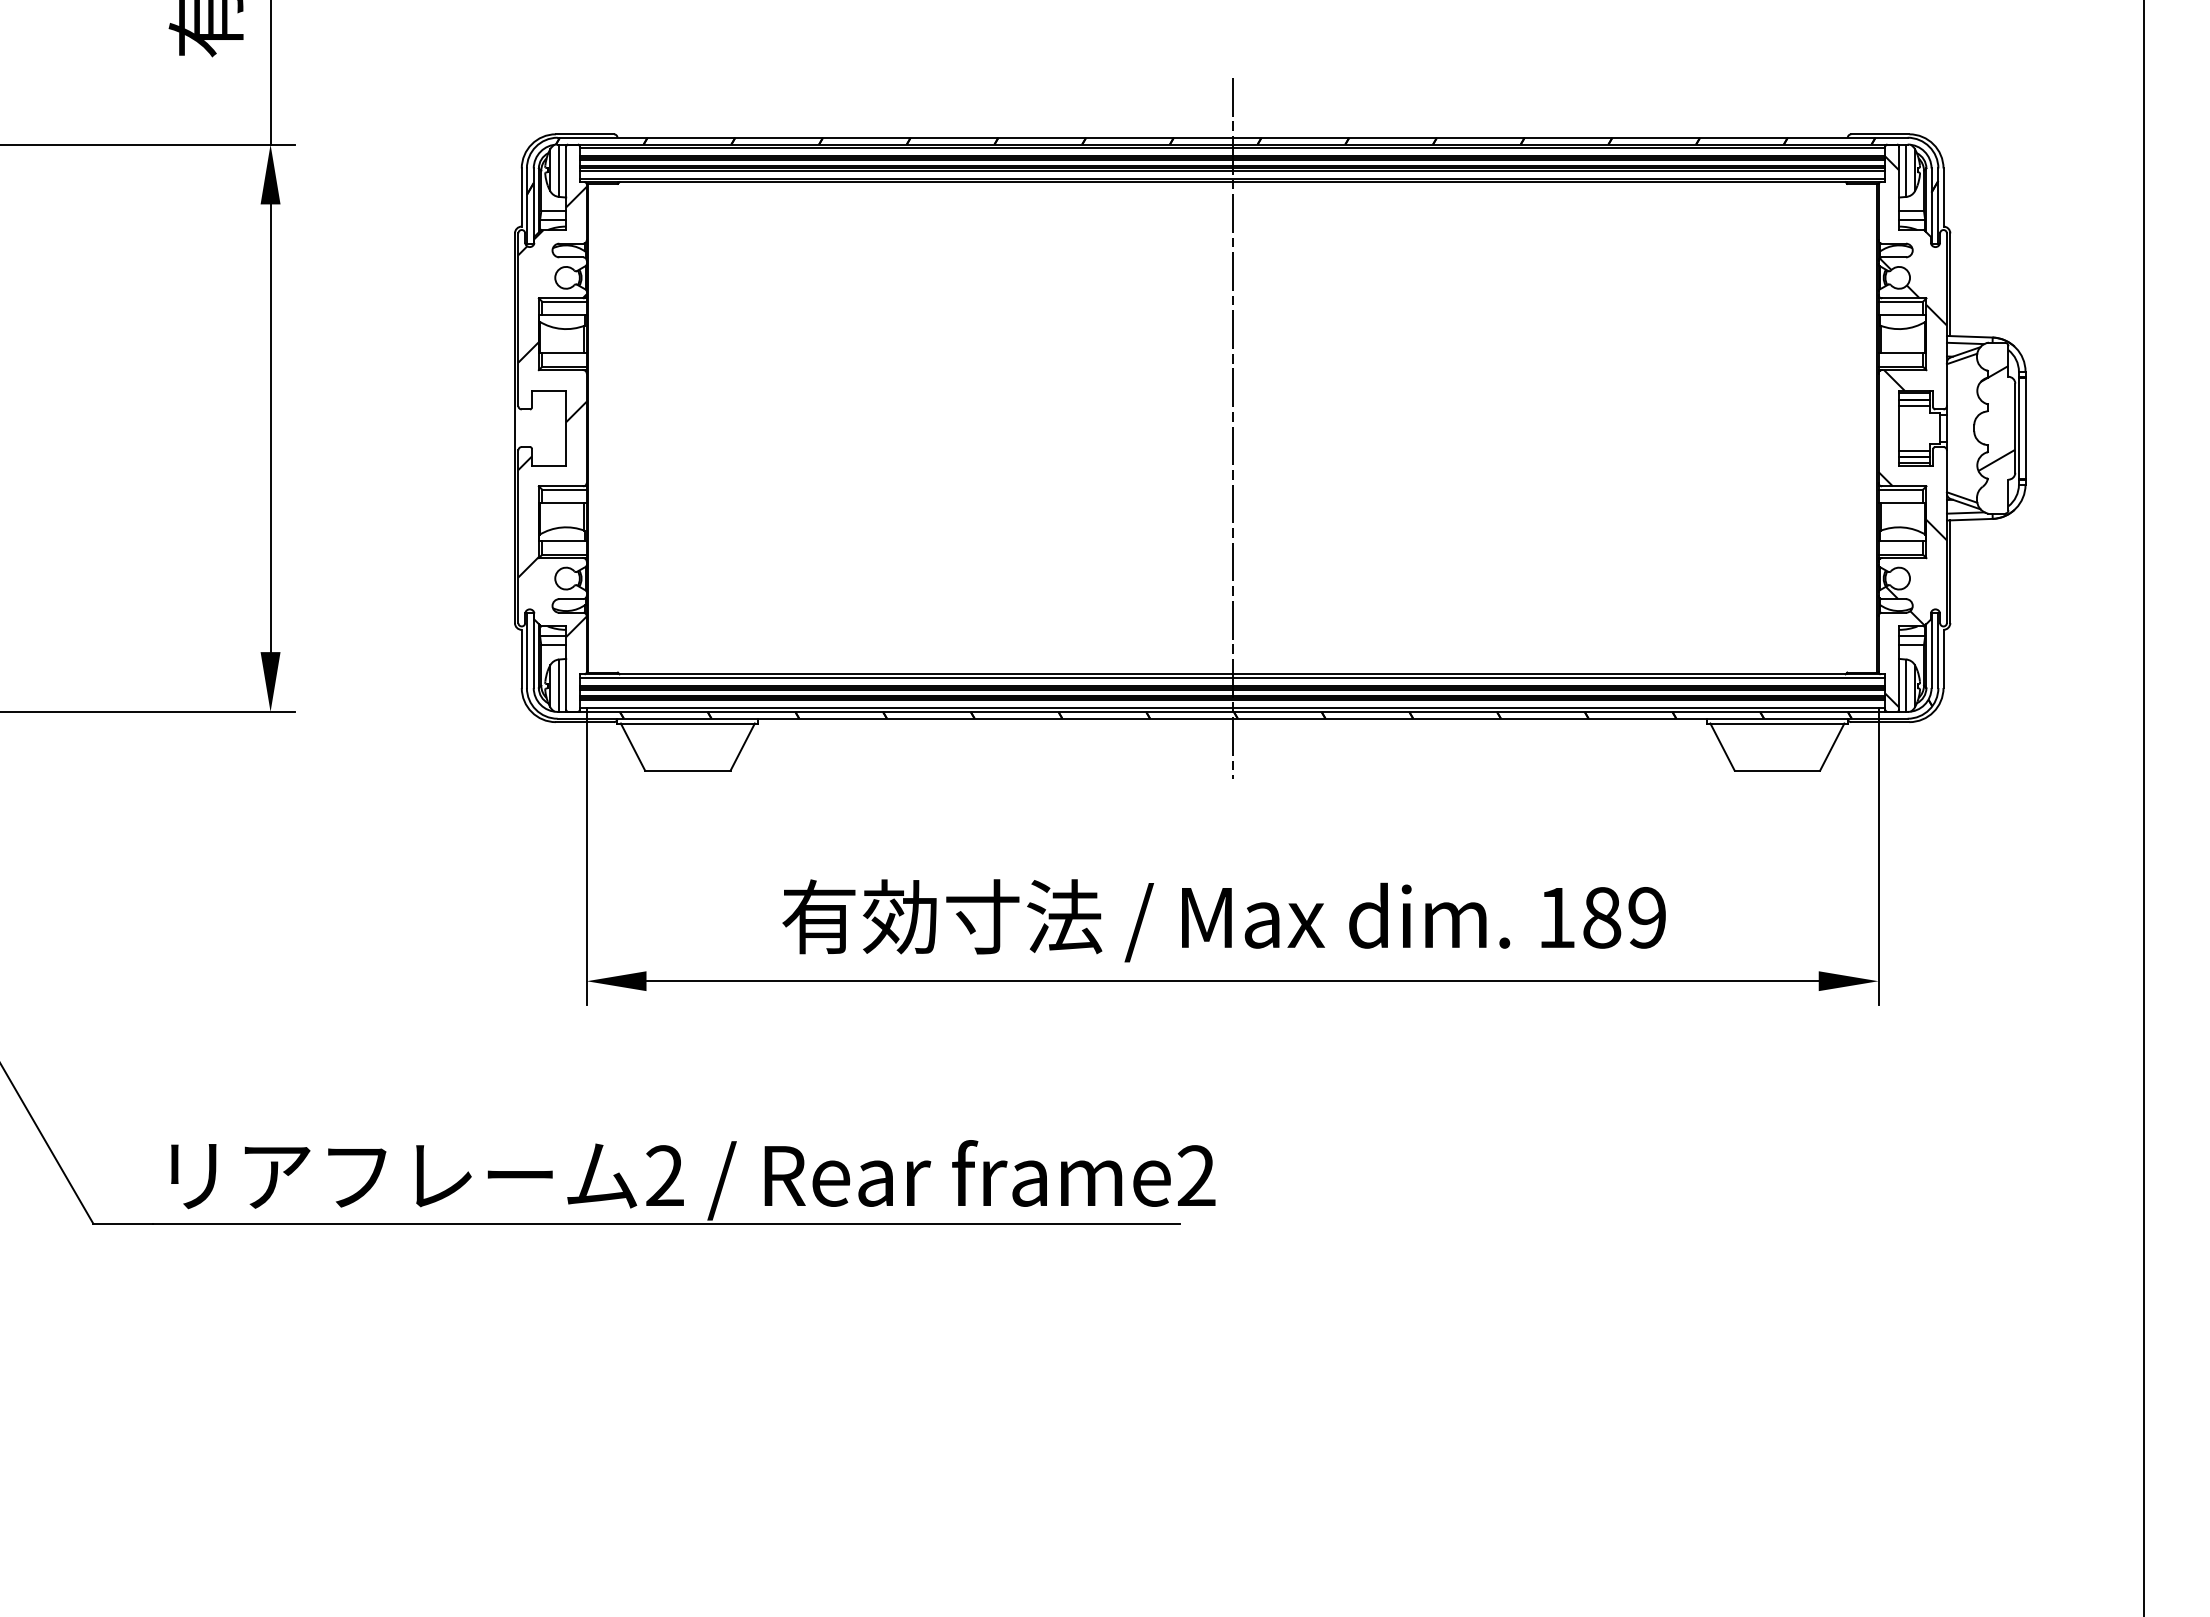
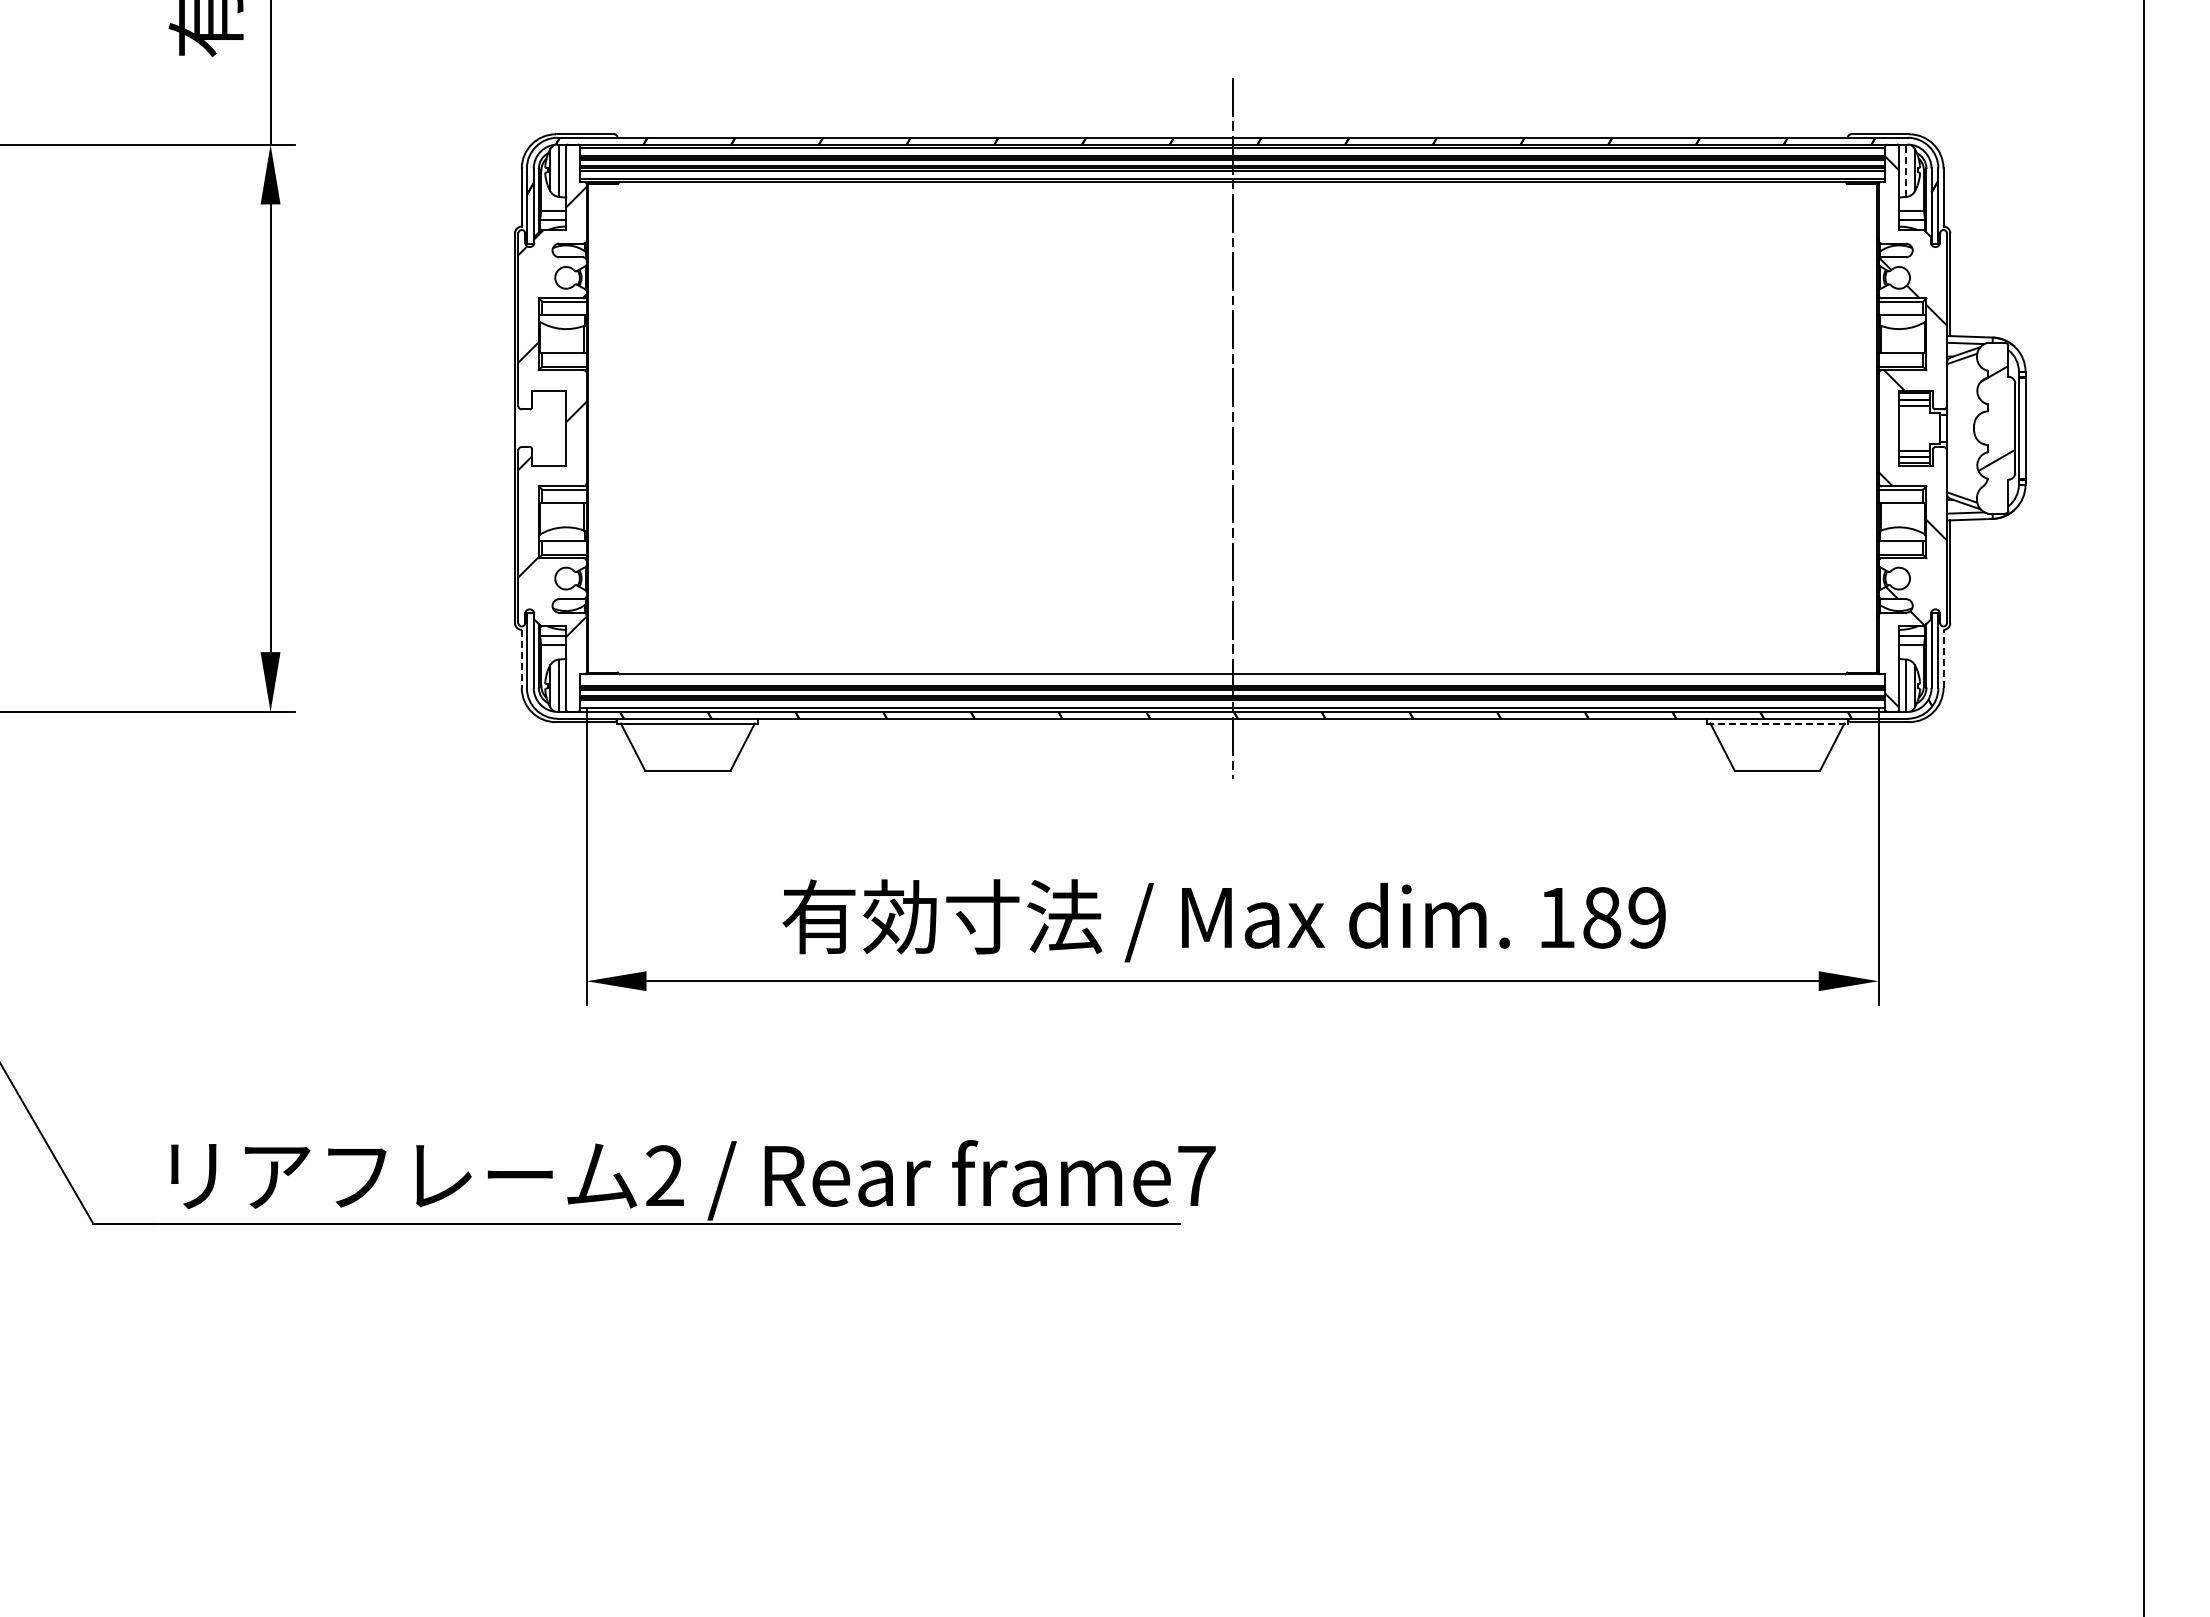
line: solid -> dashed (1906, 170)
line: solid -> dashed (1943, 658)
line: solid -> dashed (521, 659)
line: present -> none (1232, 677)
line: solid -> dashed (1777, 723)
text: frame2 -> frame7 (1196, 1175)
